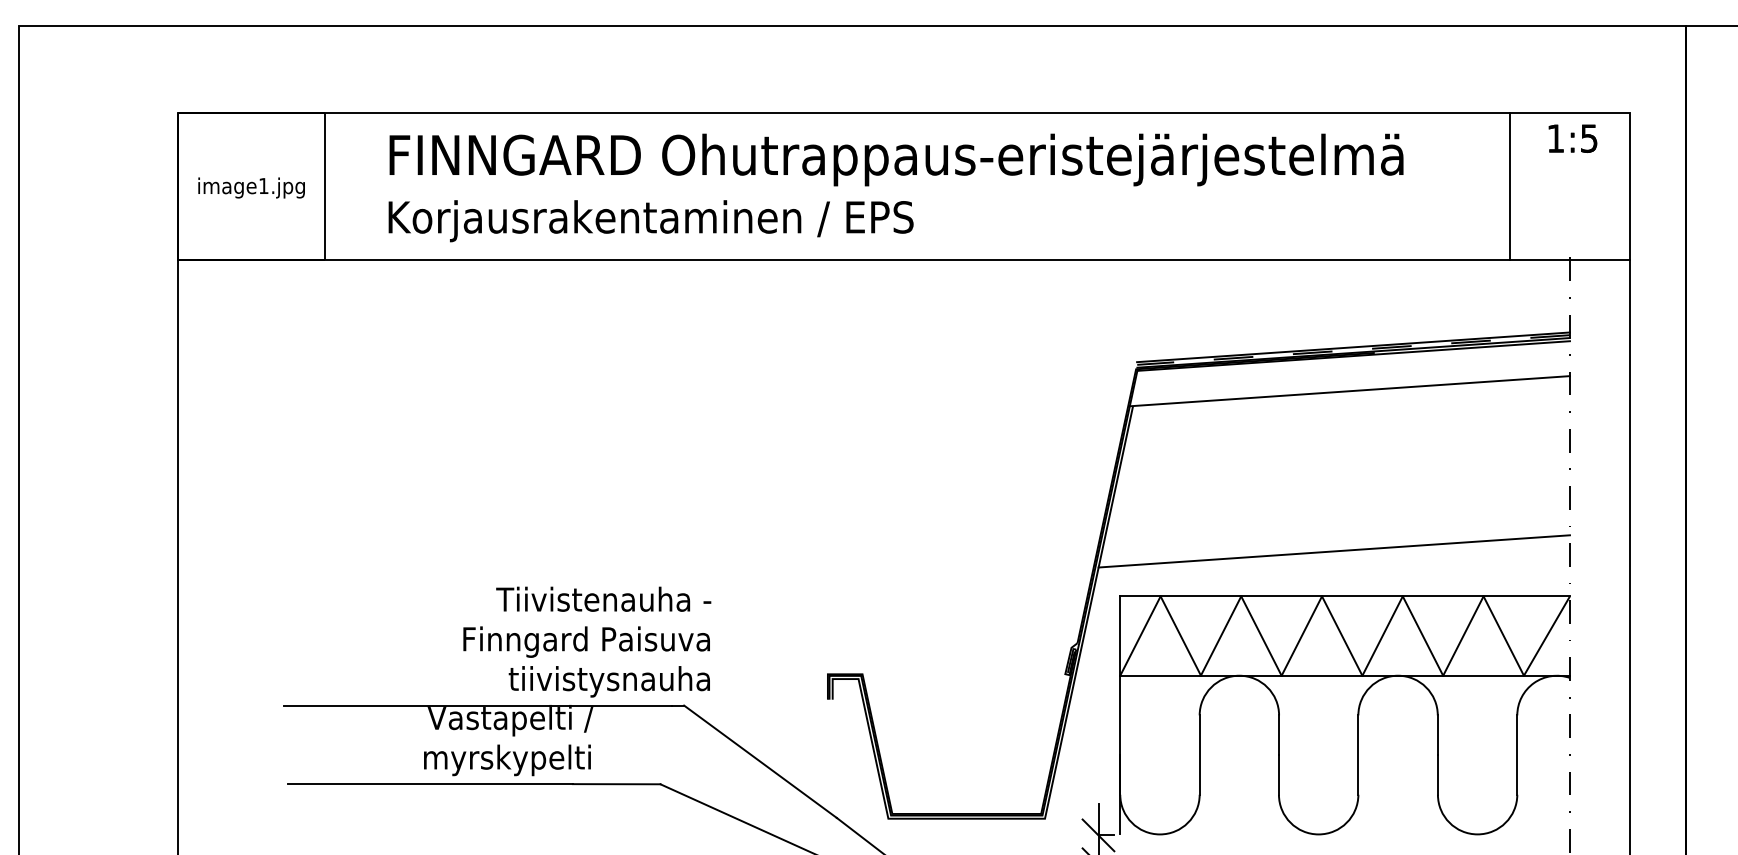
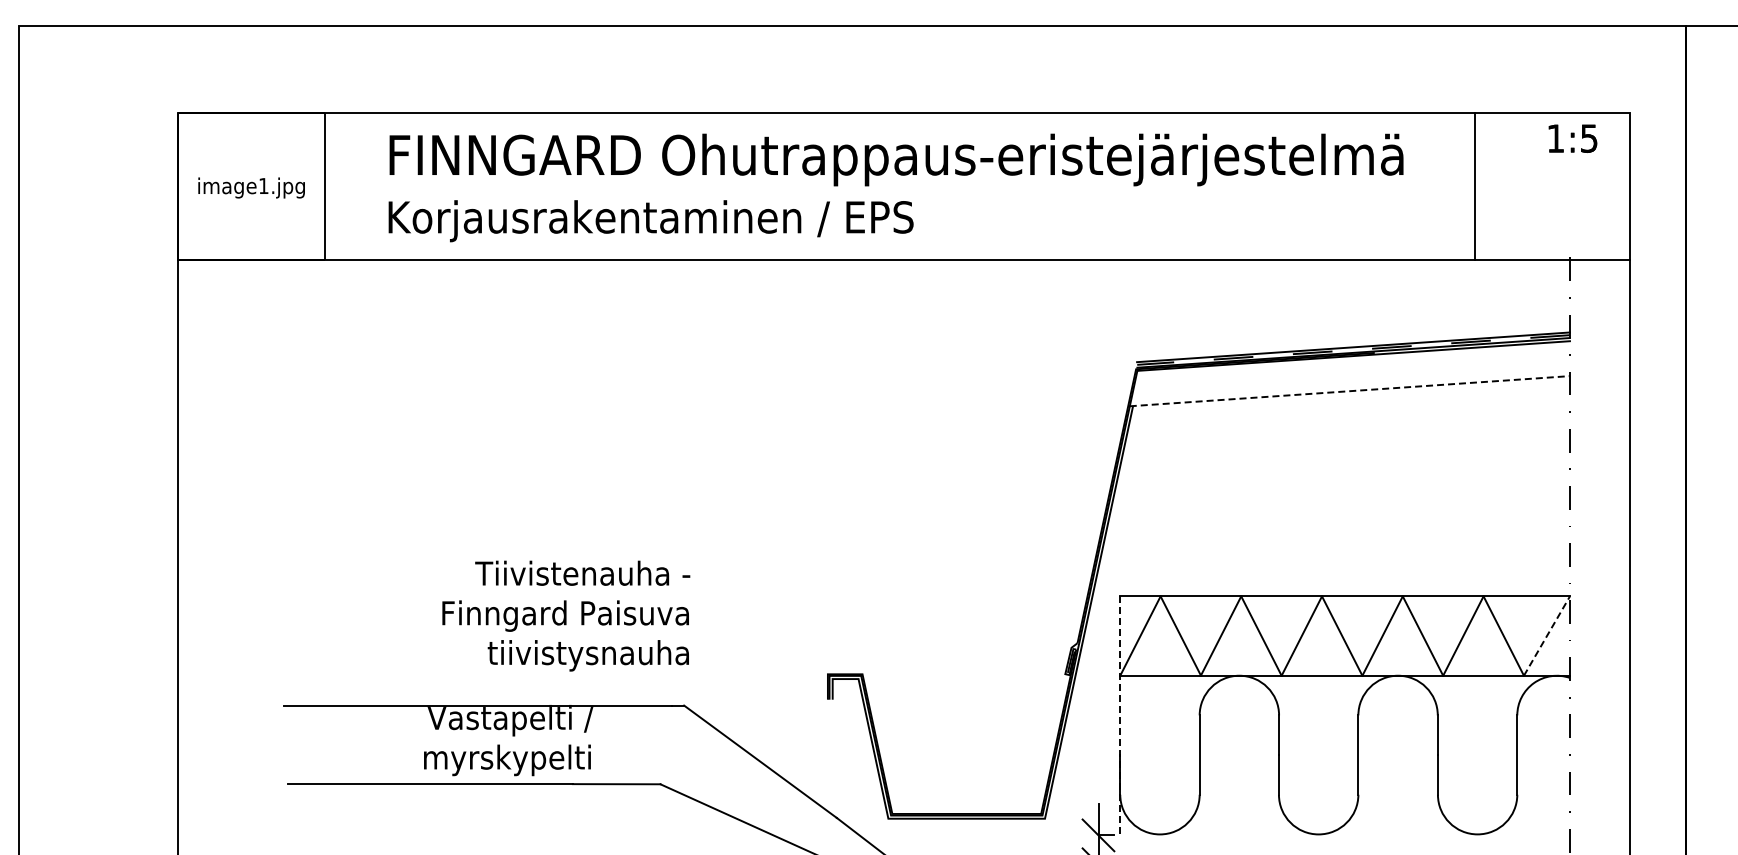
line position: (1510, 186) -> (1475, 186) (1475, 186)
line: solid -> dashed (1349, 391)
line: present -> none (1333, 551)
line: solid -> dashed (1546, 636)
text position: (587, 641) -> (566, 615) (566, 615)
line: solid -> dashed (1120, 715)
